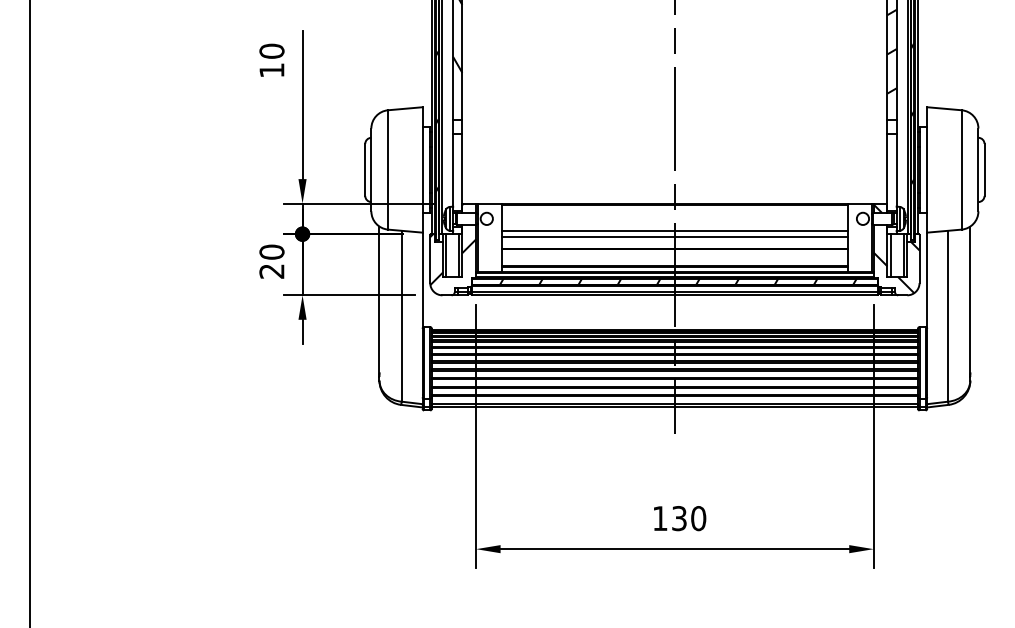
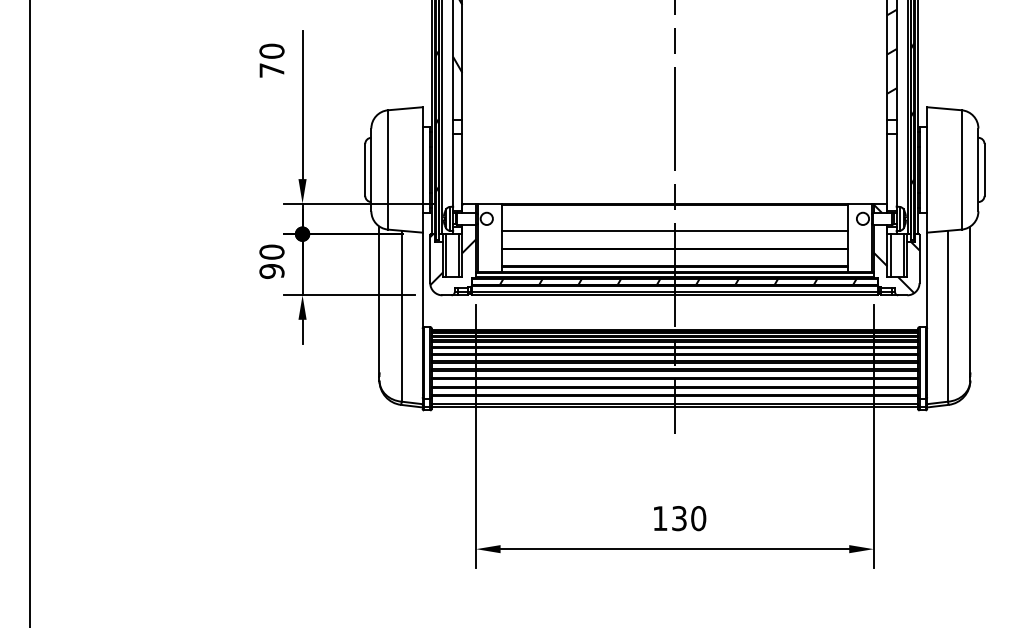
text: 10 -> 70 (271, 70)
line: present -> none (674, 237)
text: 20 -> 90 (271, 271)
